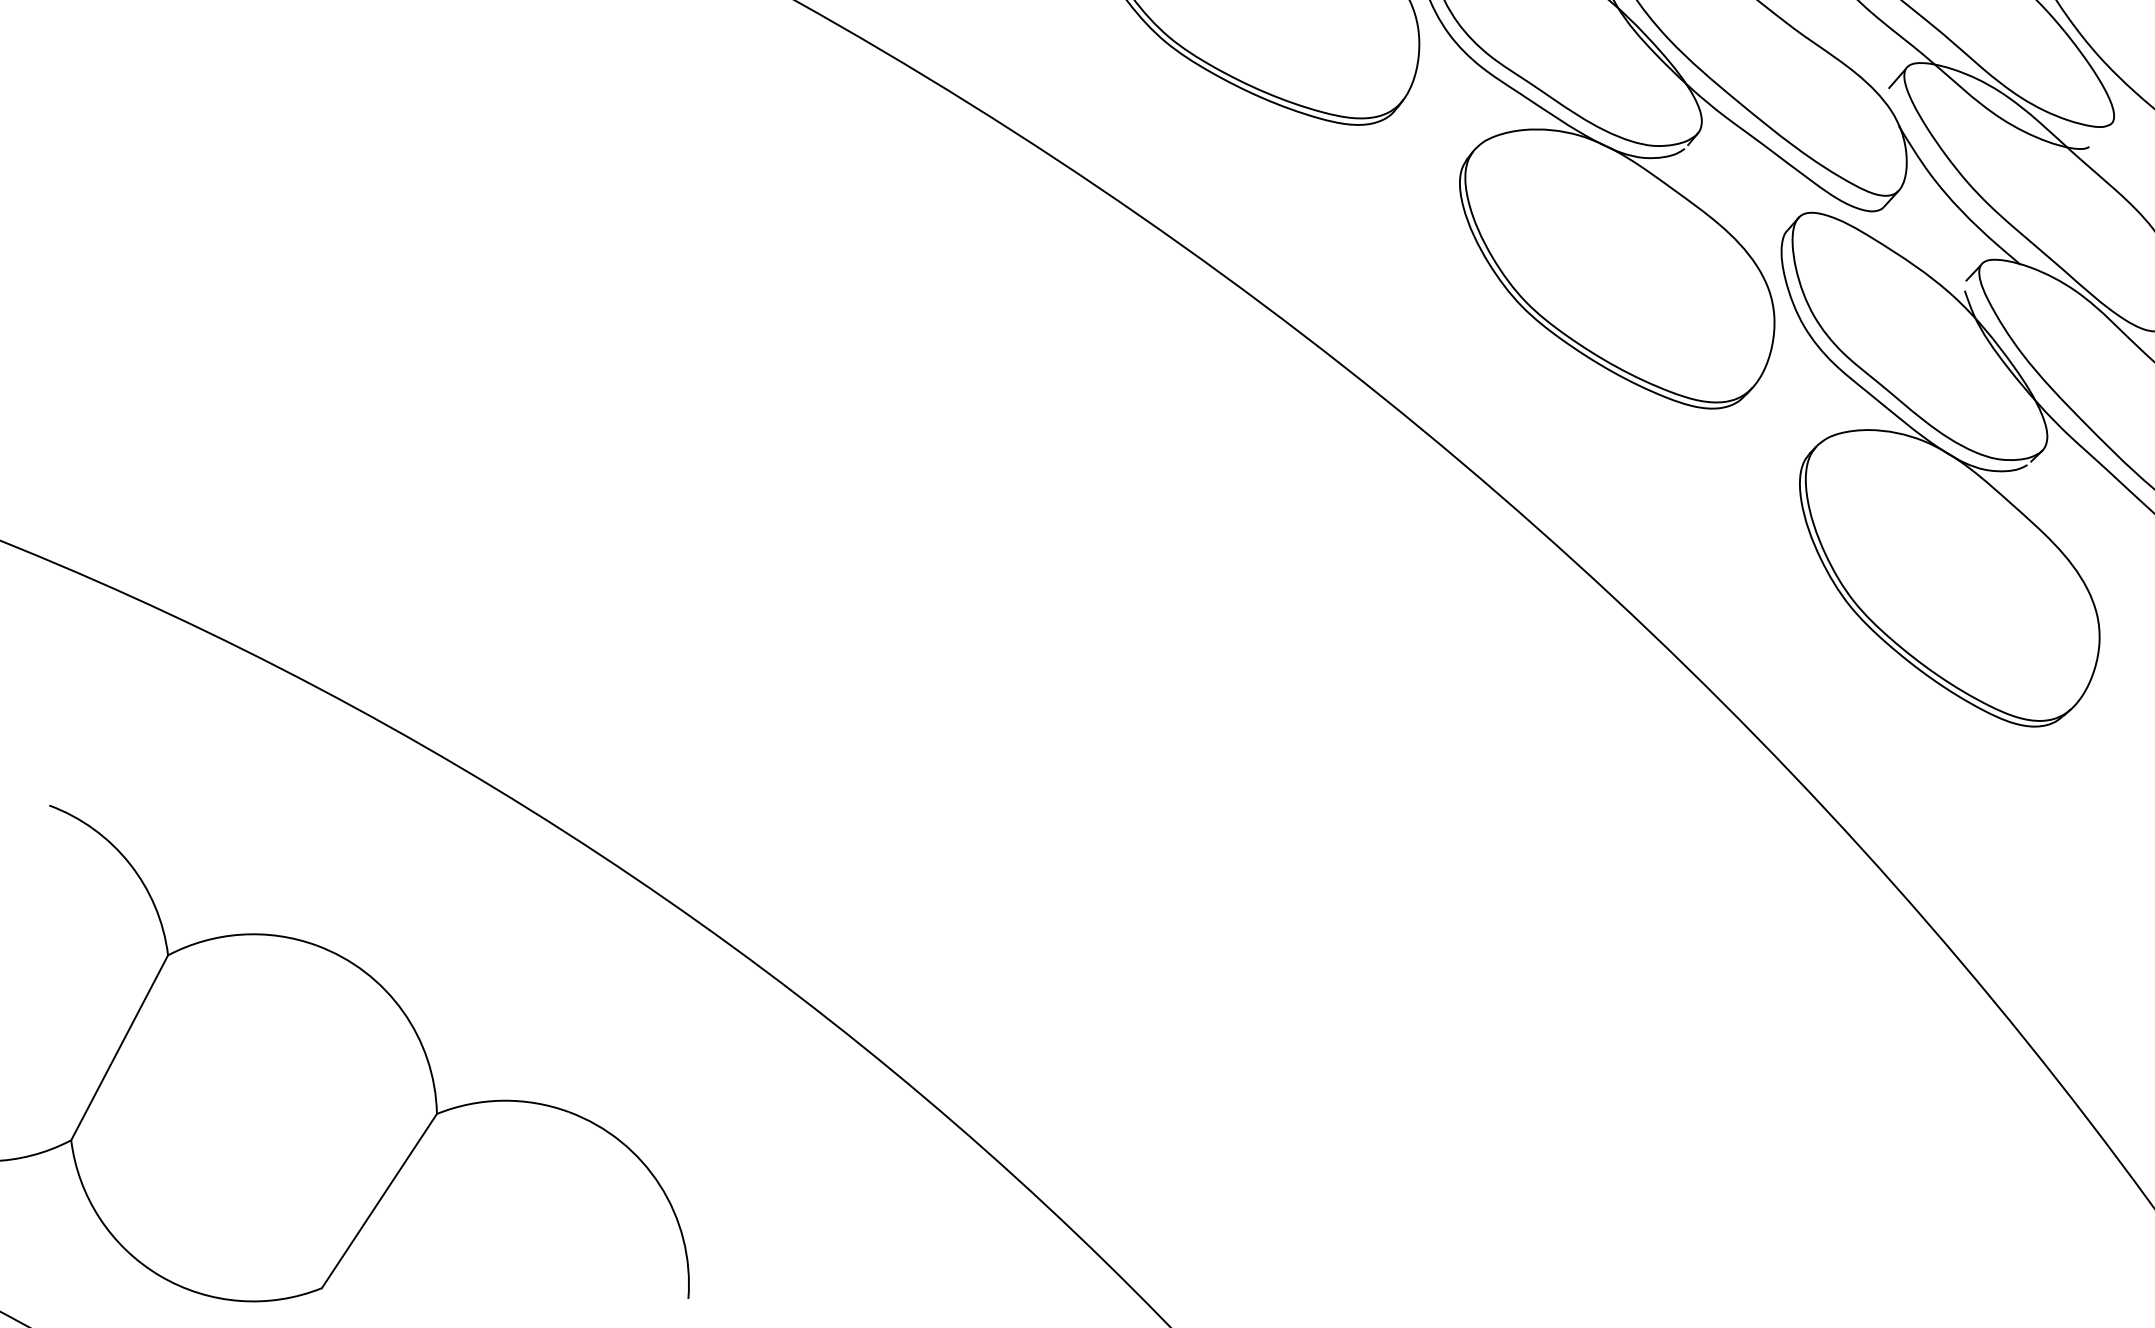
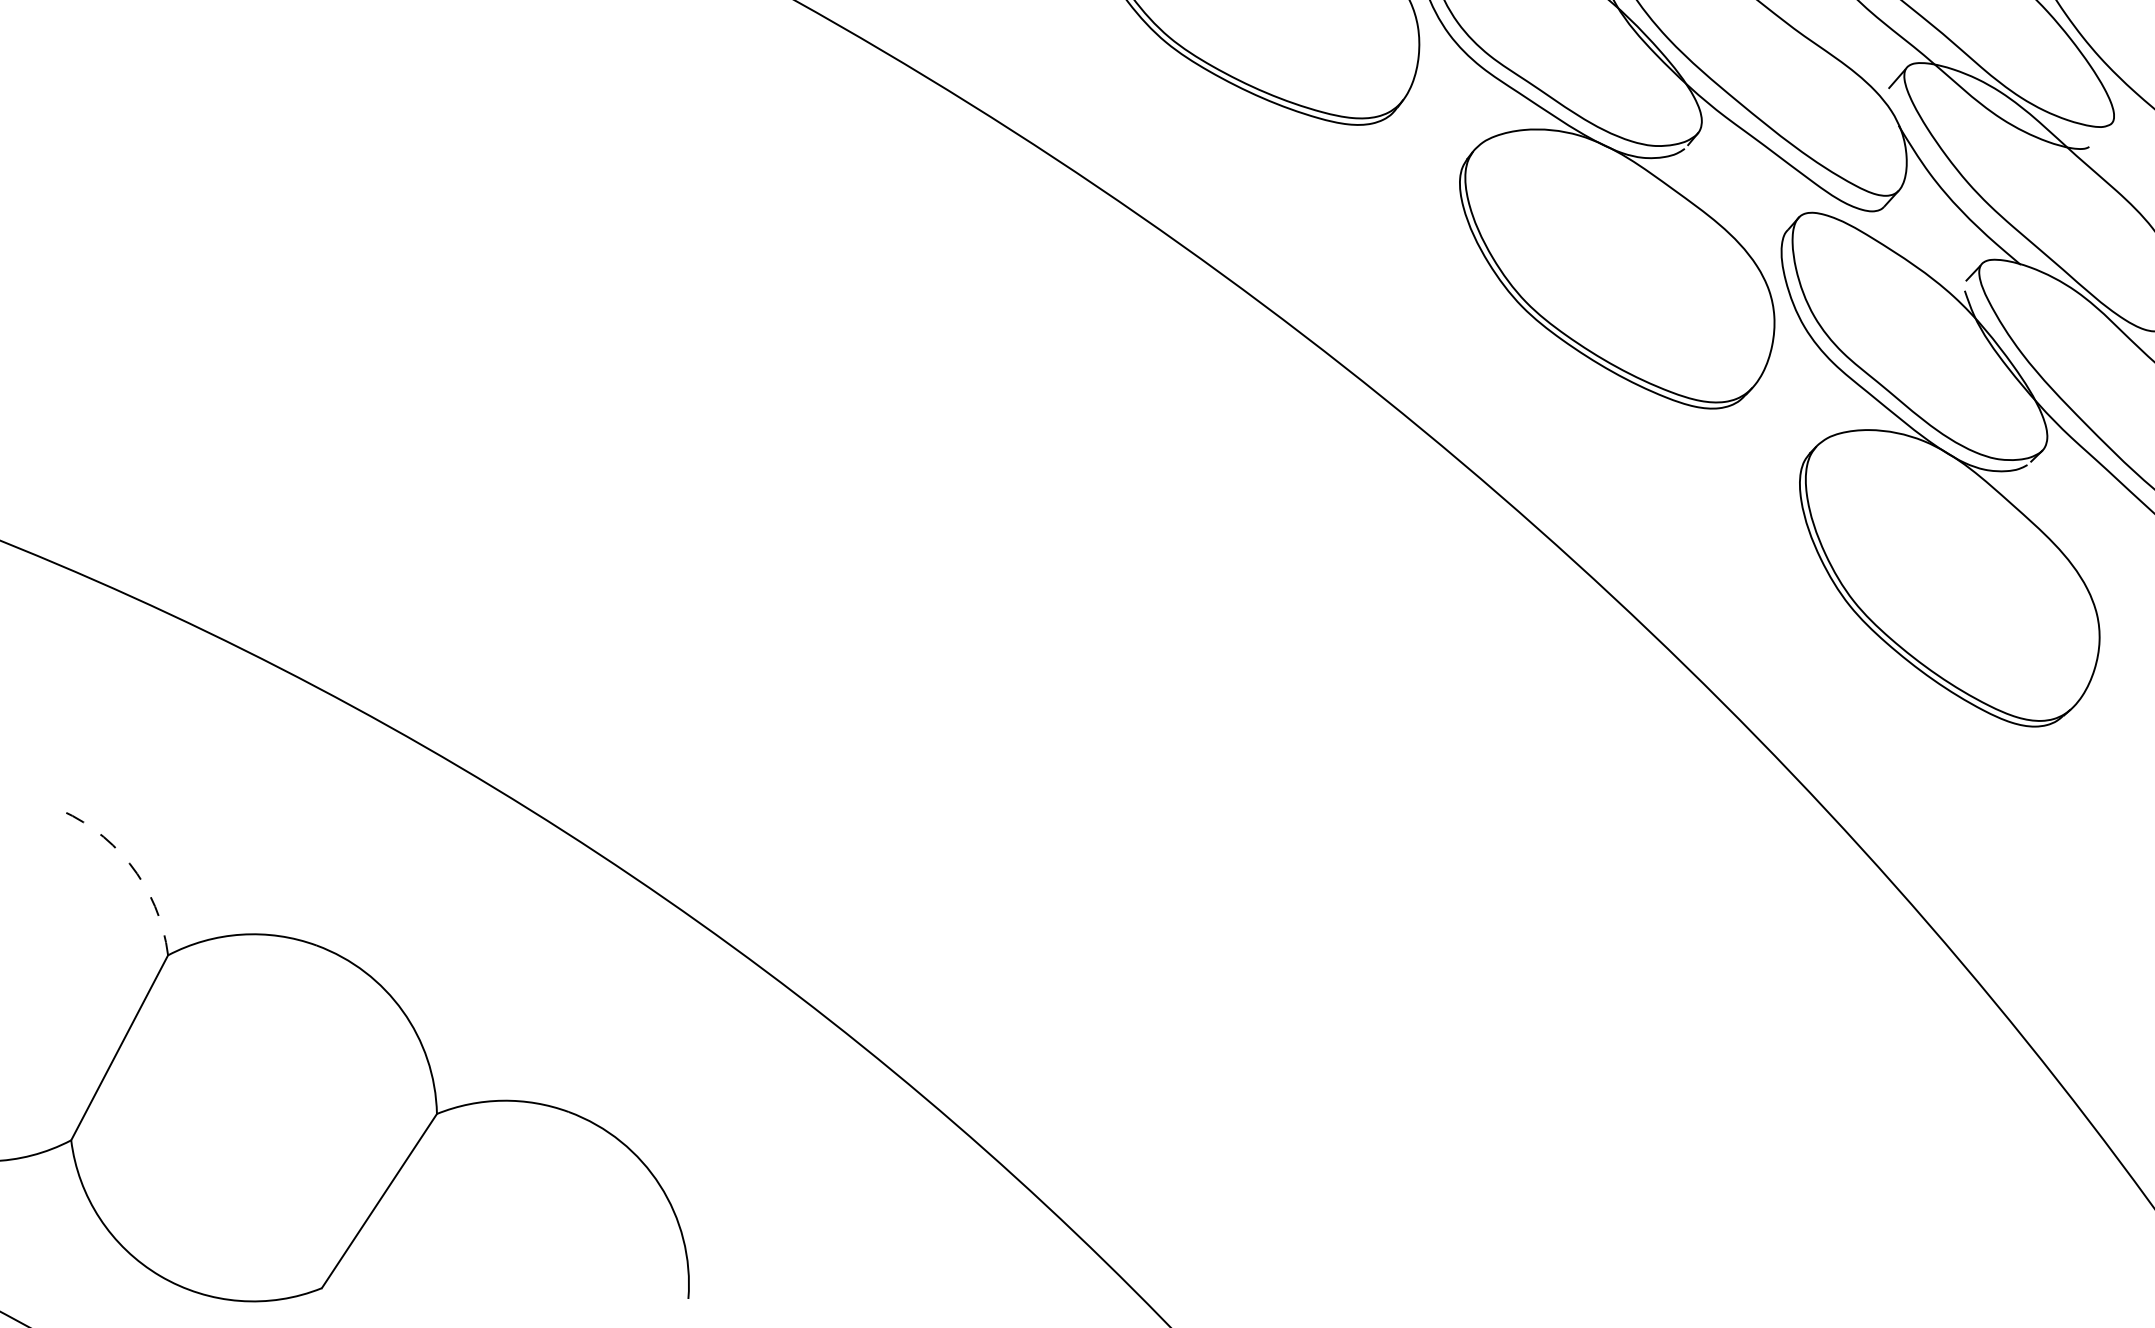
arc: solid -> dashed (129, 863)
